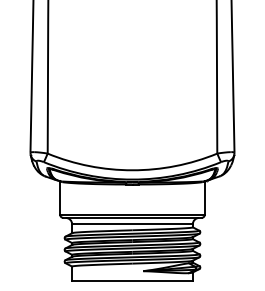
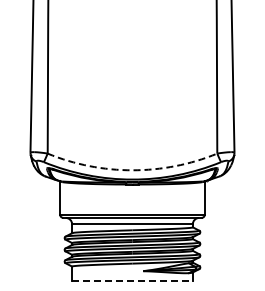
arc: solid -> dashed (132, 170)
line: solid -> dashed (132, 281)
